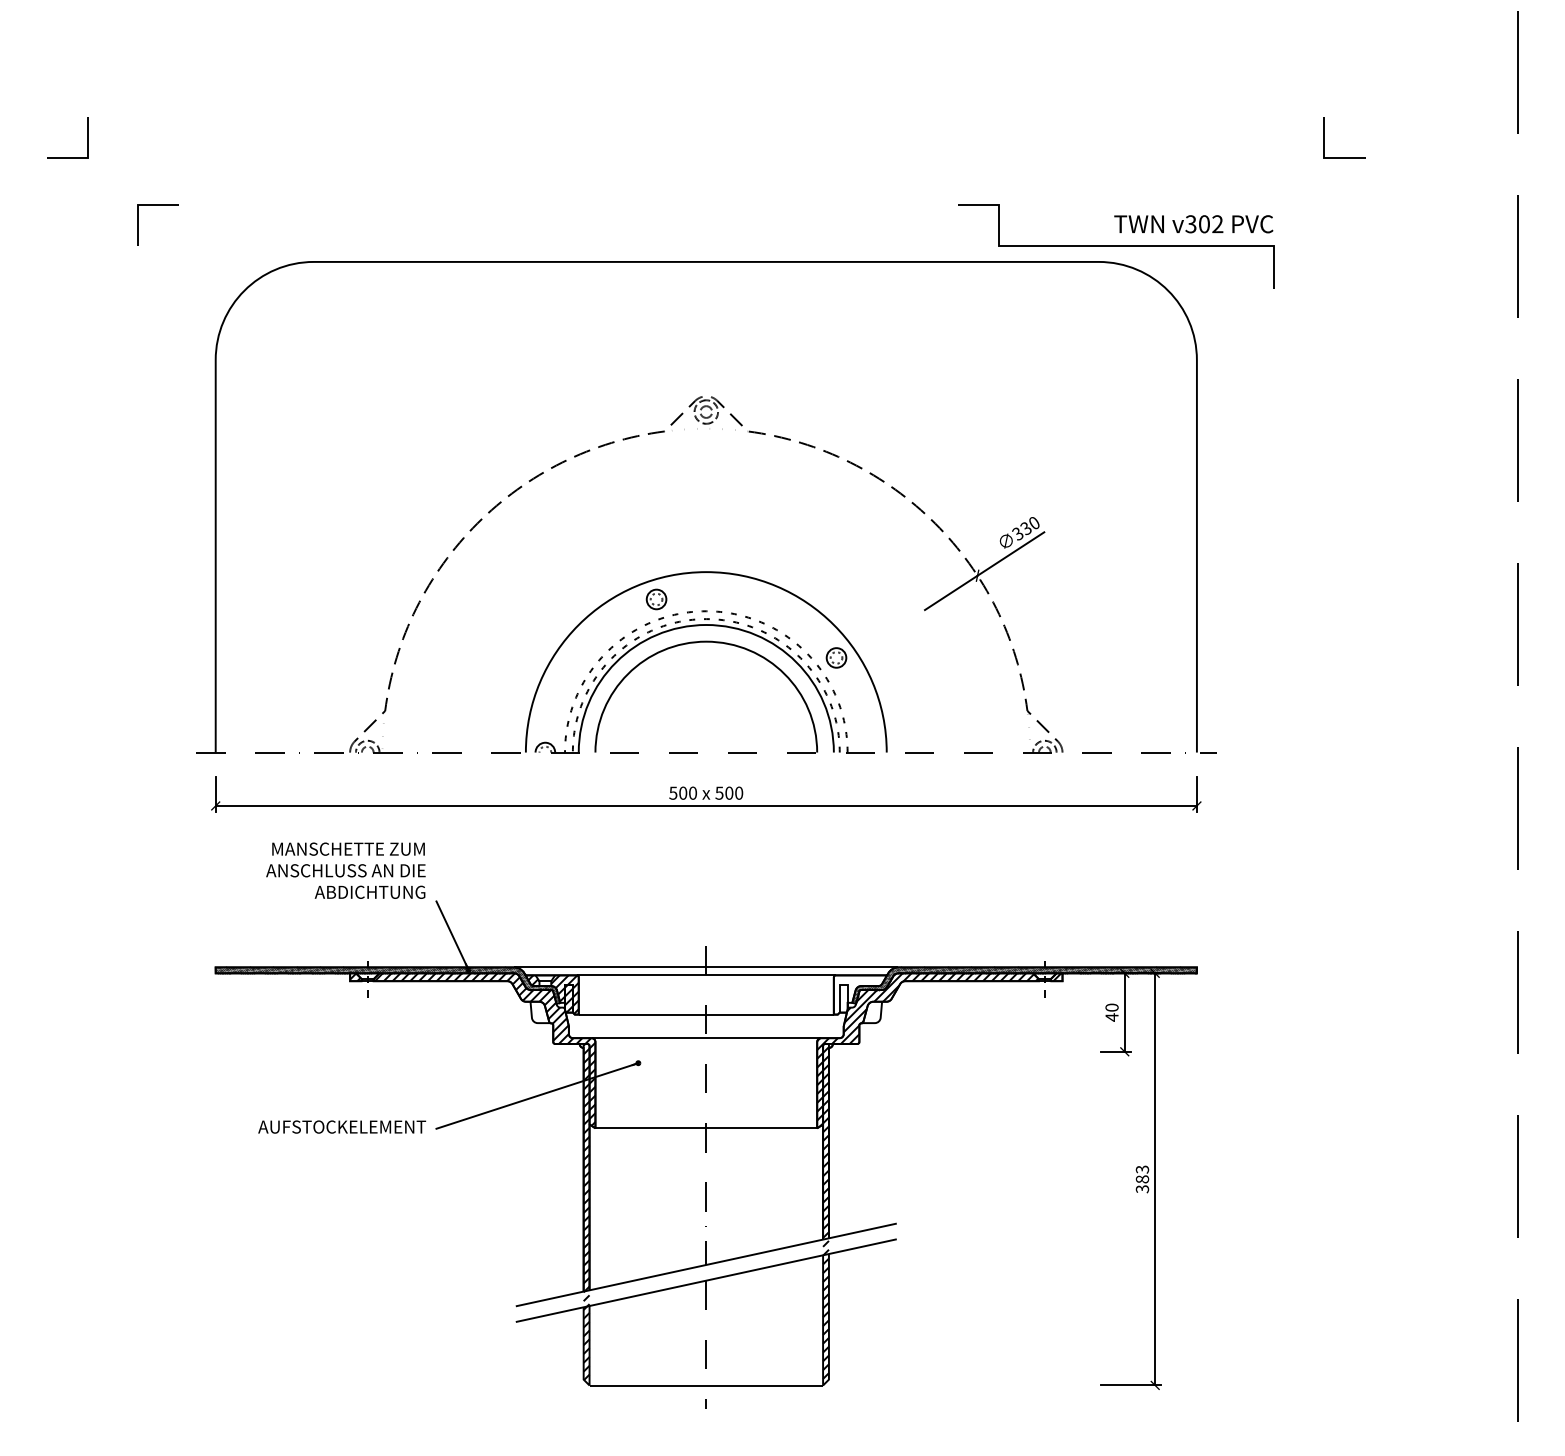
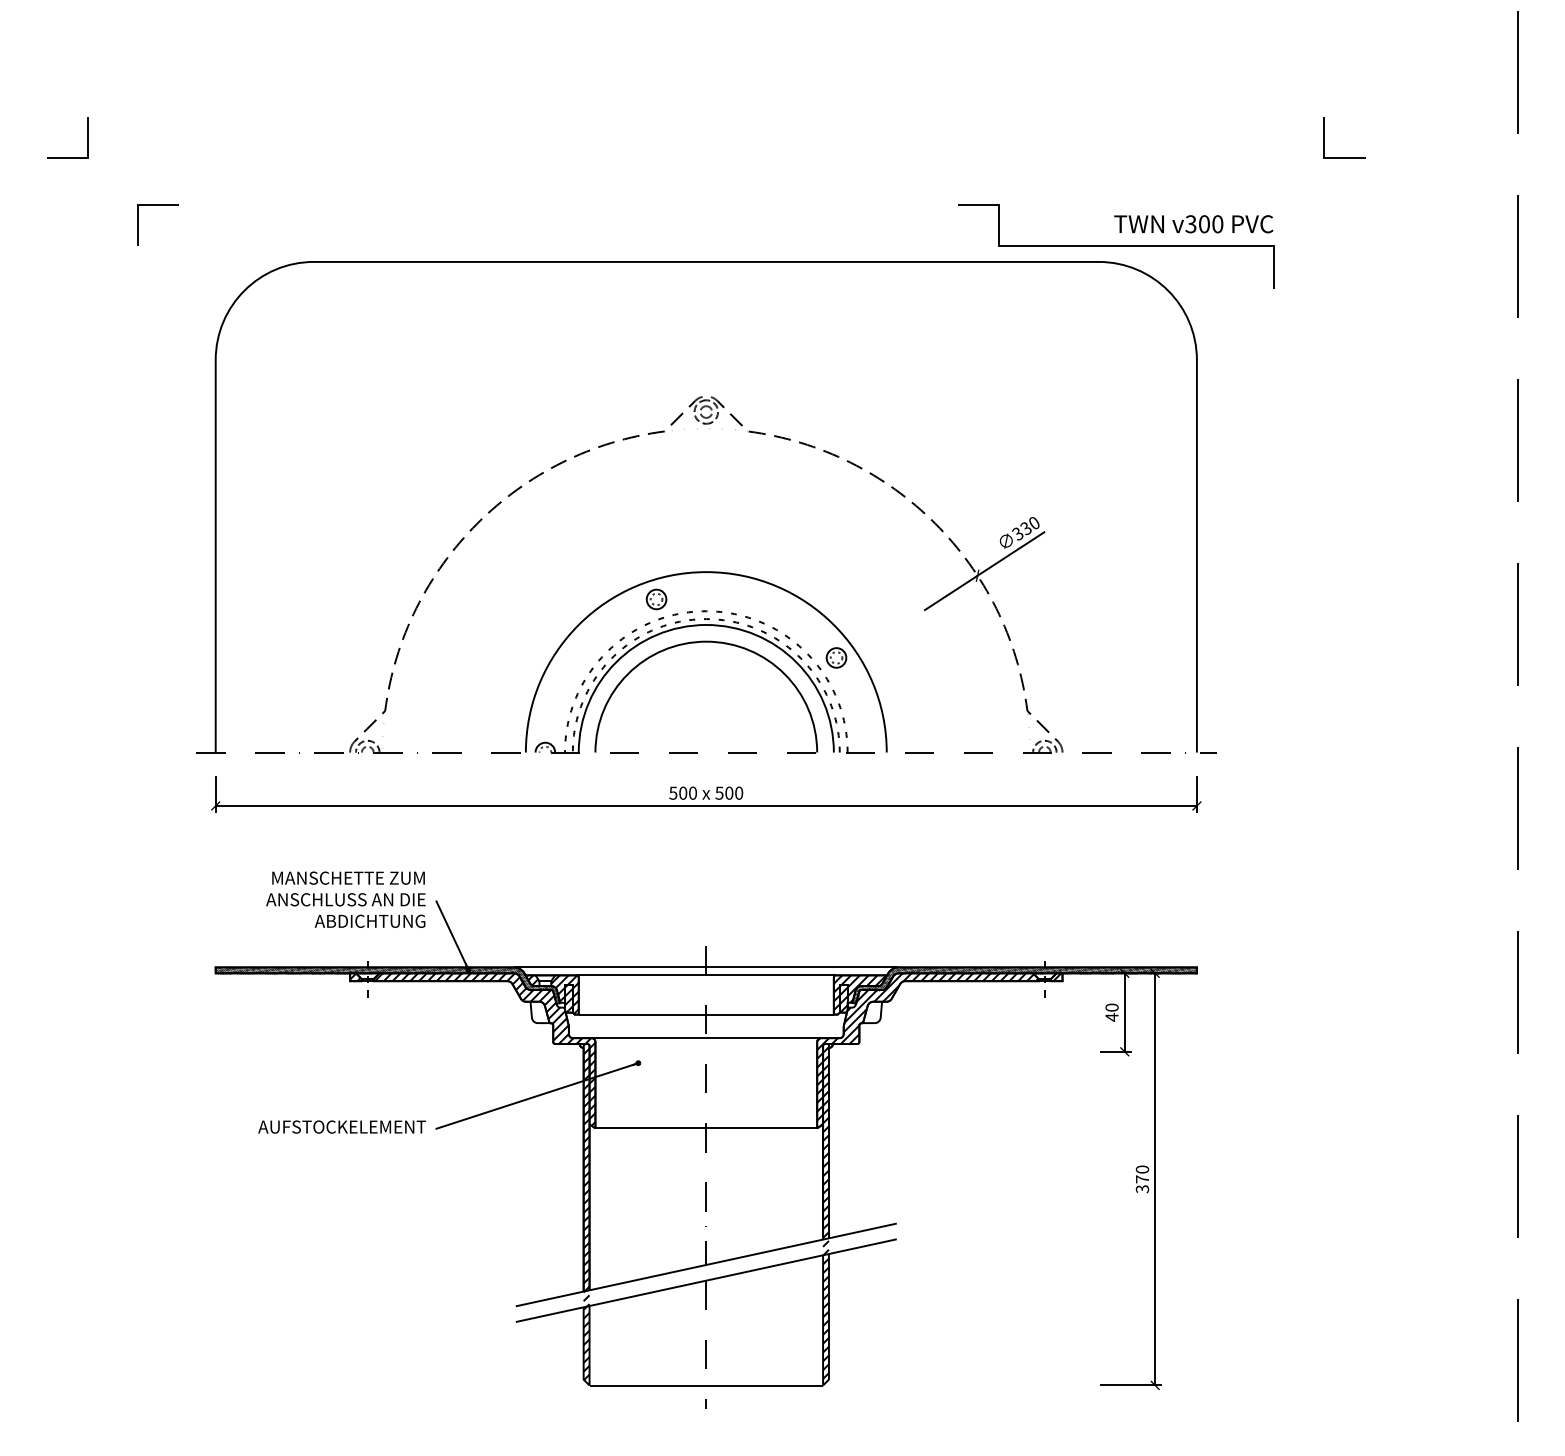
text: v302 -> v300 (1217, 224)
text position: (345, 870) -> (345, 899) (345, 899)
hatch: none -> present (859, 993)
text: 383 -> 370 (1142, 1174)
